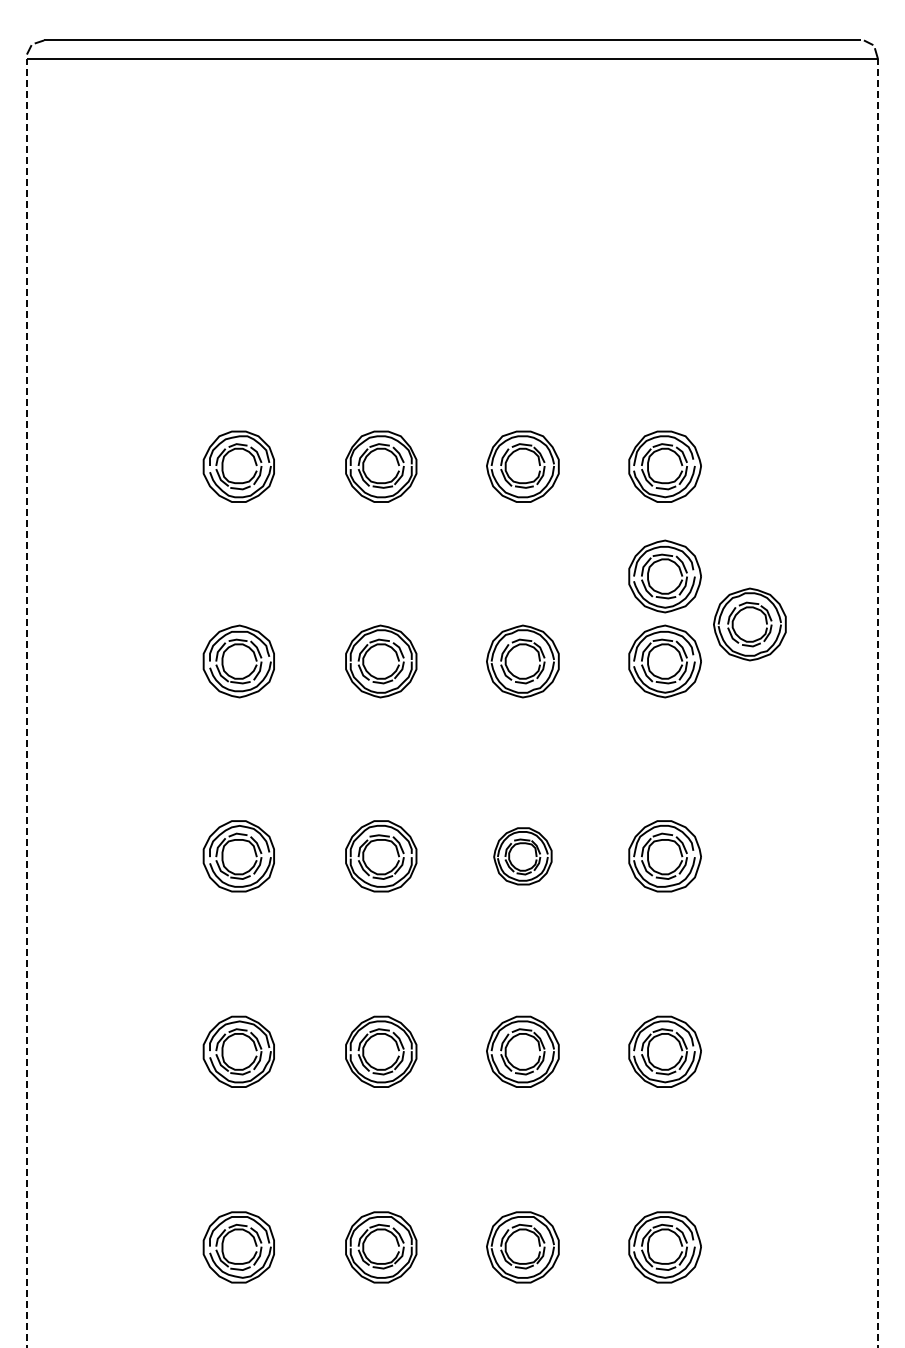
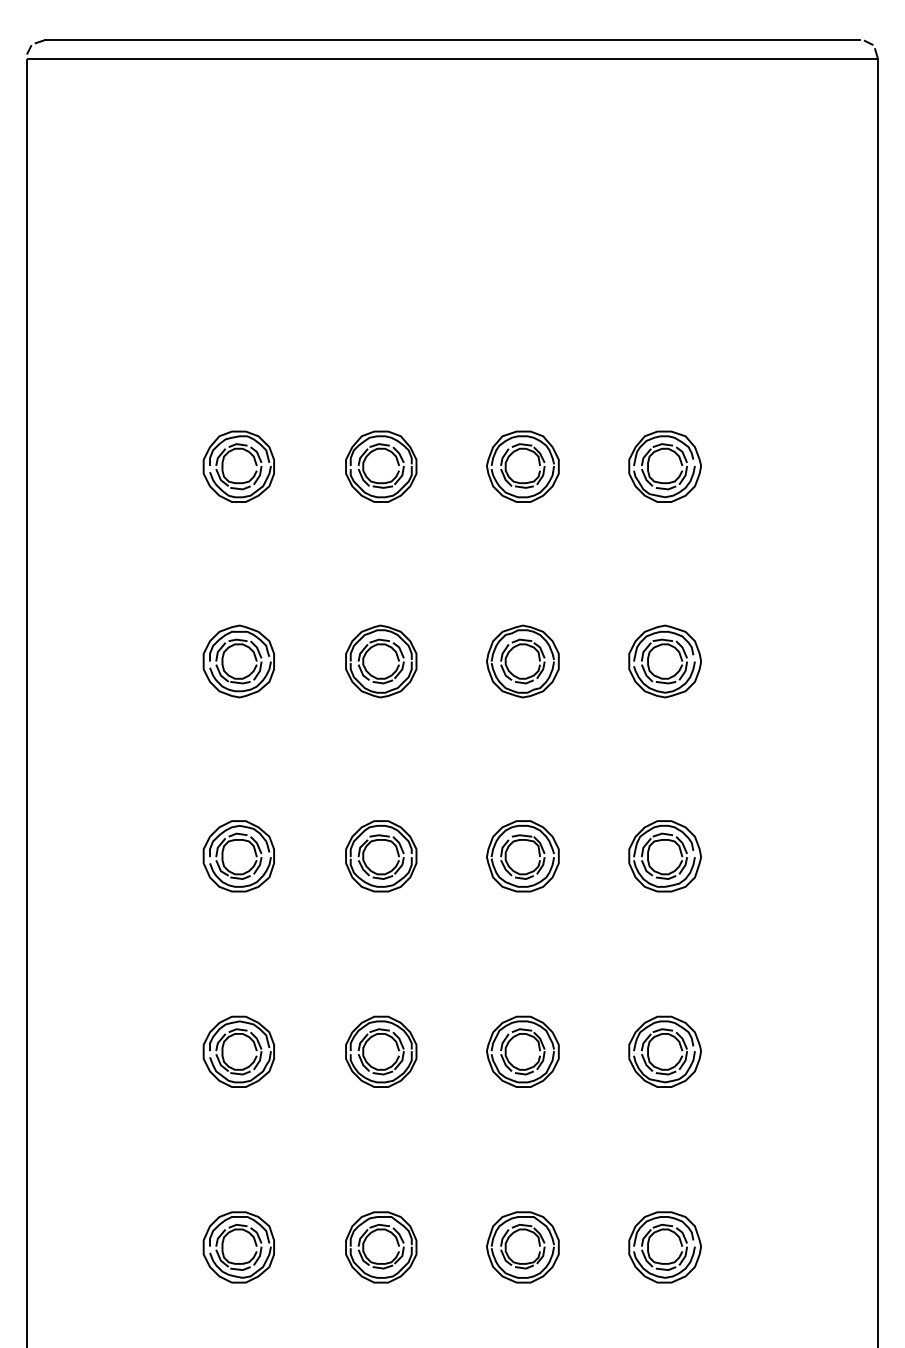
part: present -> none (664, 576)
part: present -> none (749, 624)
line: dashed -> solid (26, 703)
line: dashed -> solid (878, 703)
part size: 60x59 px -> 74x73 px (522, 856)
